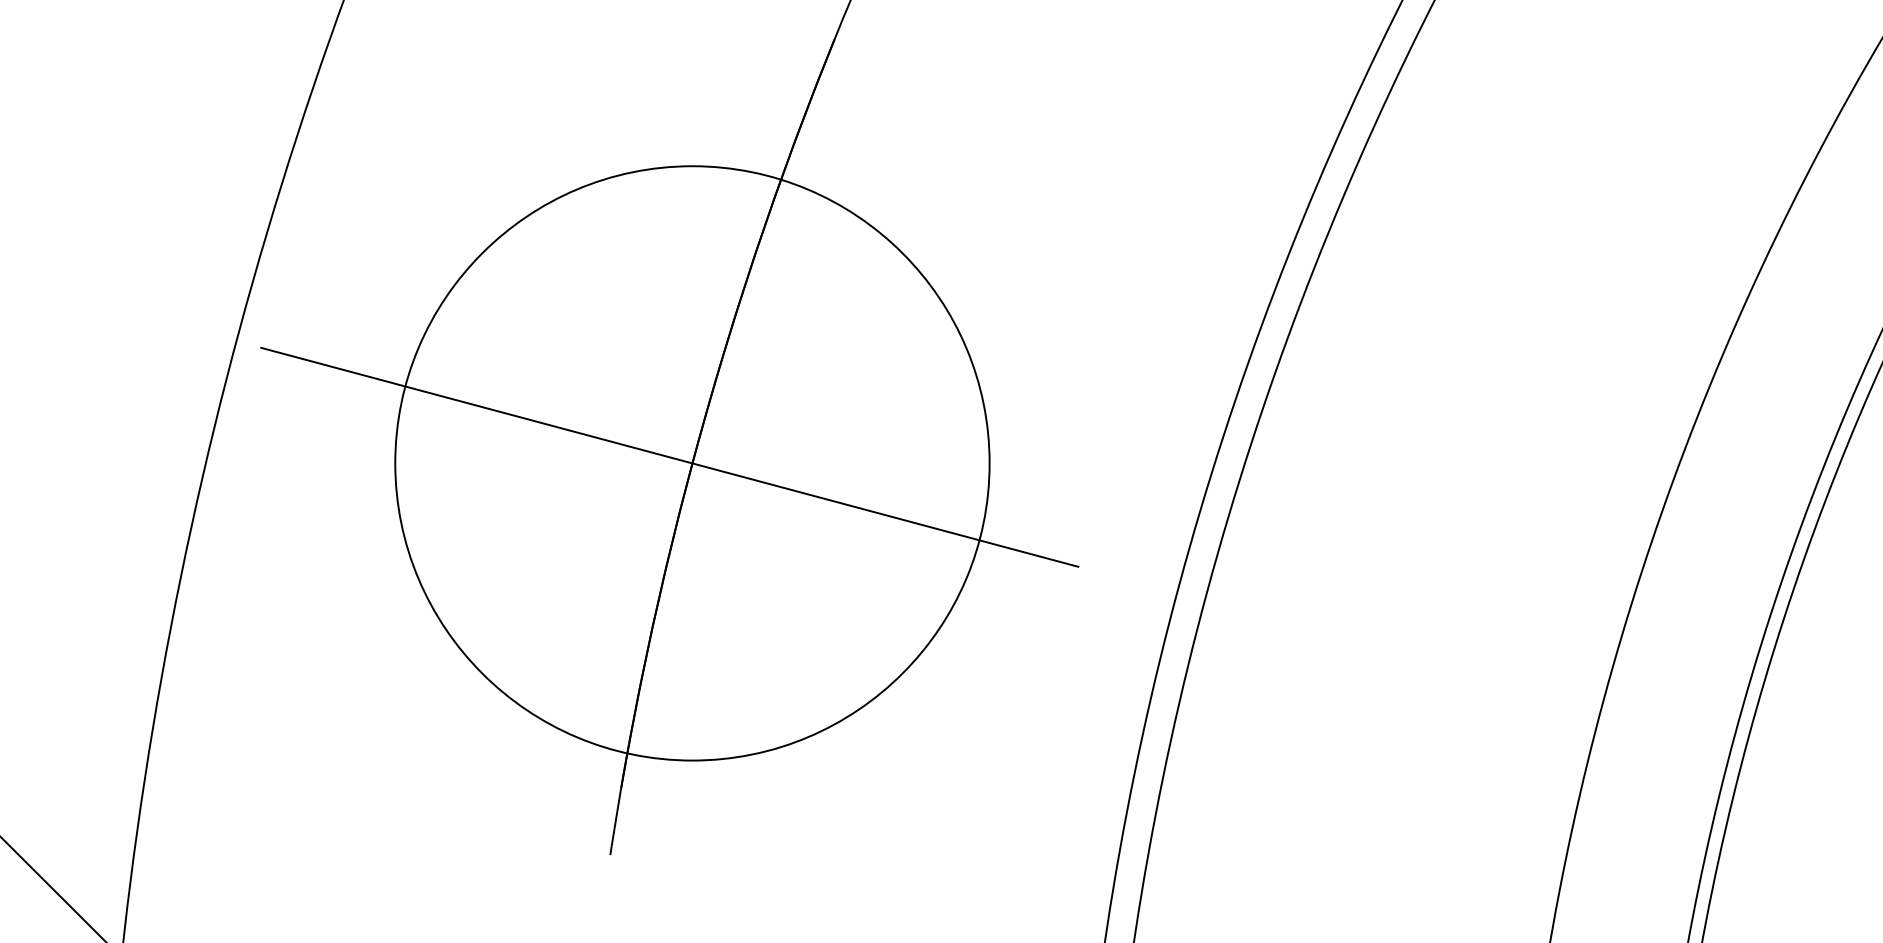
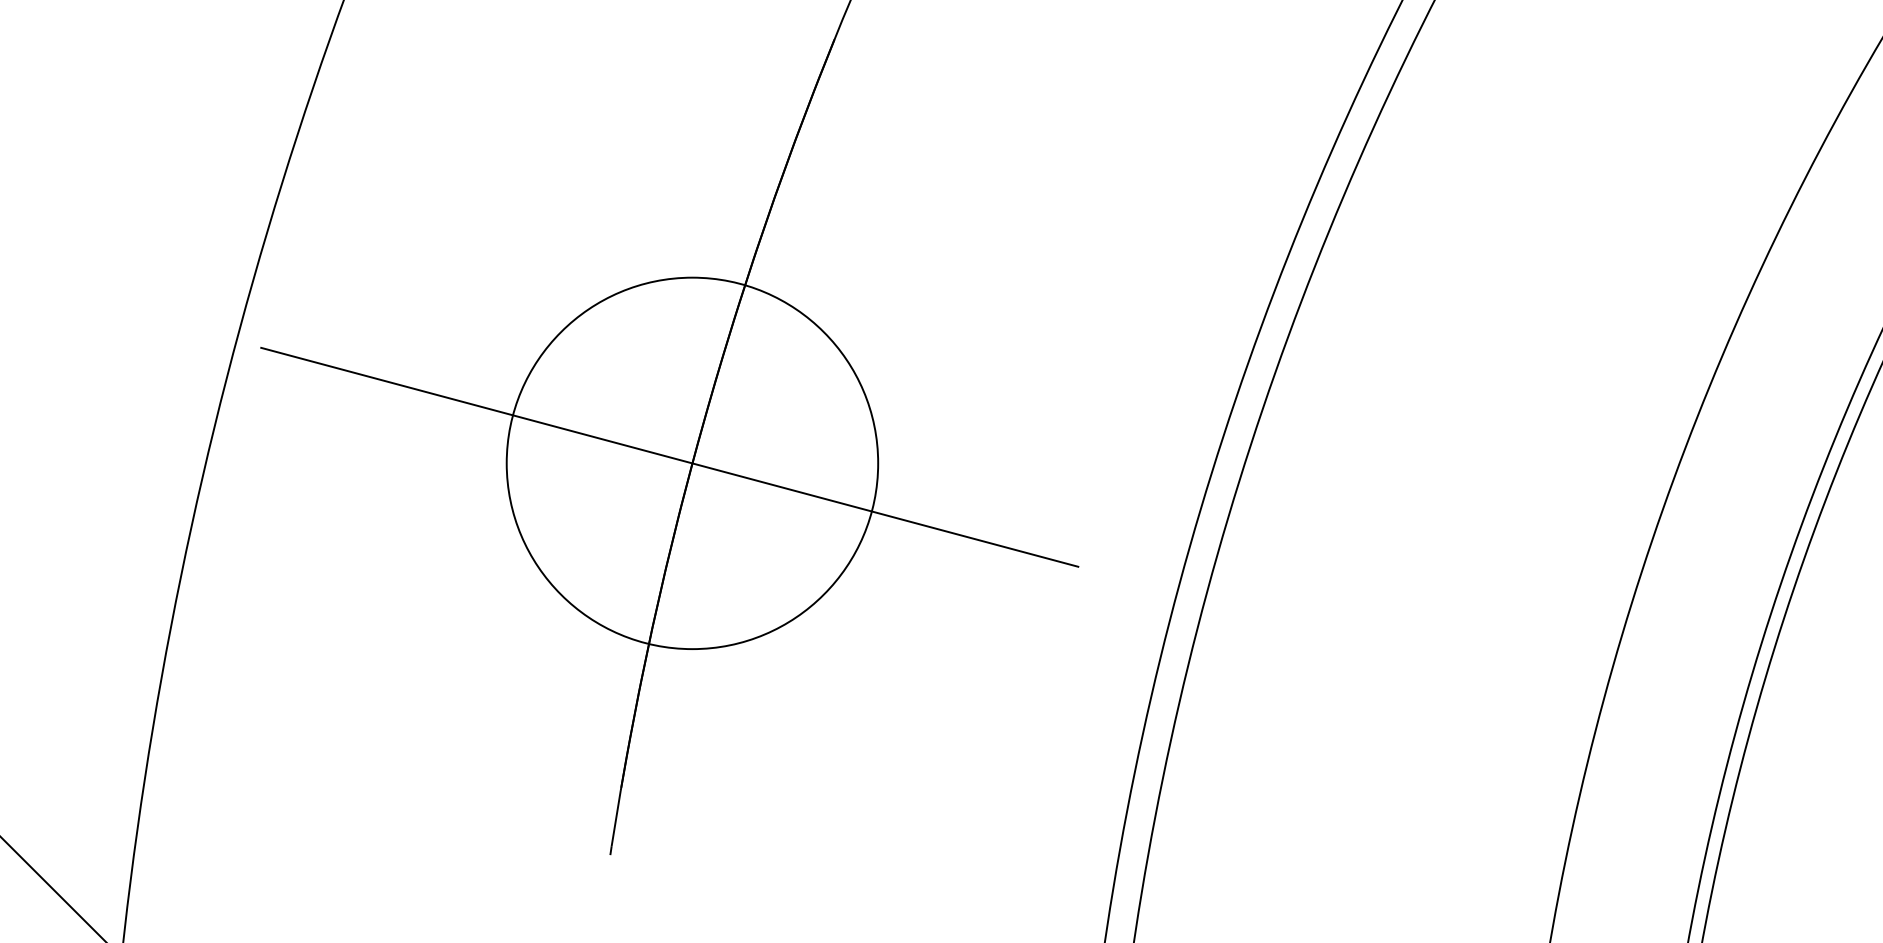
circle diameter: 594 px -> 371 px (692, 463)
